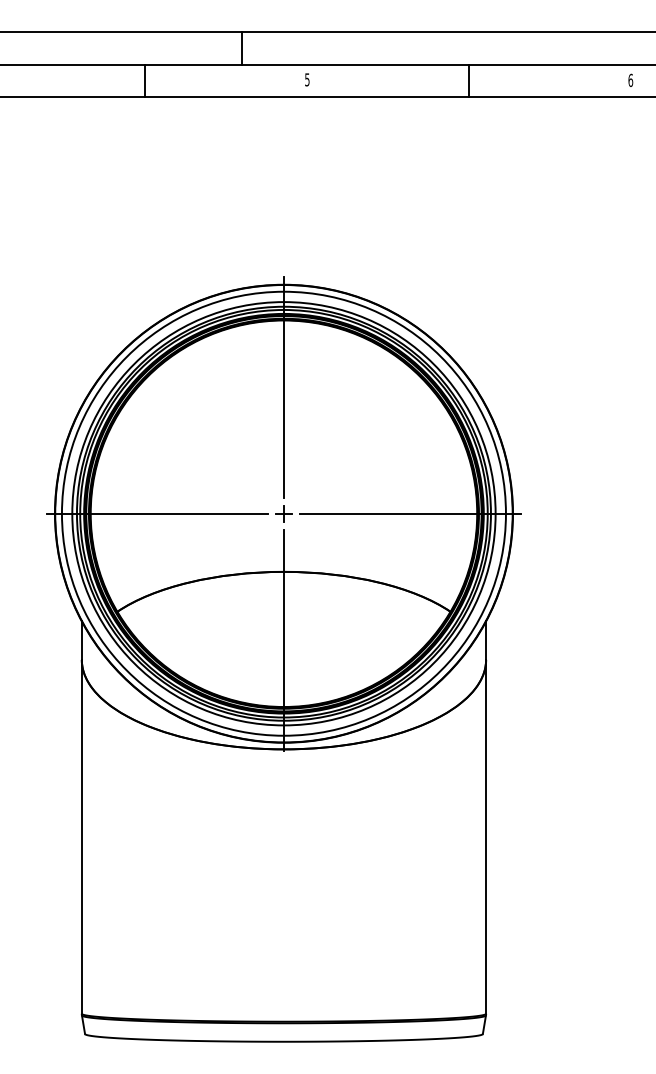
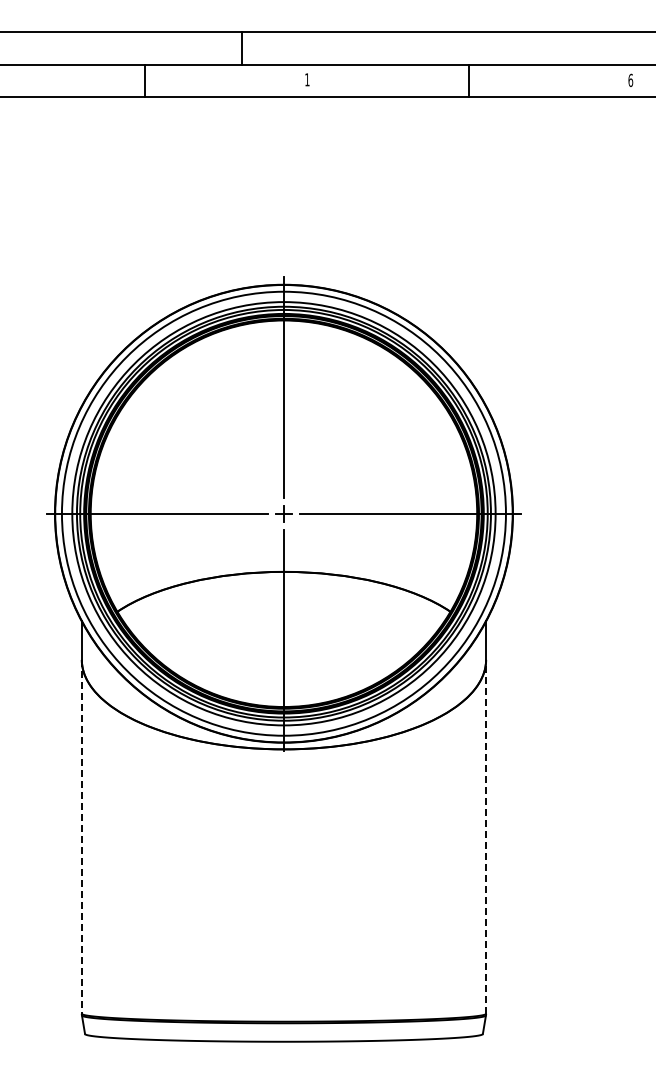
text: 5 -> 1 (307, 79)
line: solid -> dashed (81, 836)
line: solid -> dashed (486, 836)
